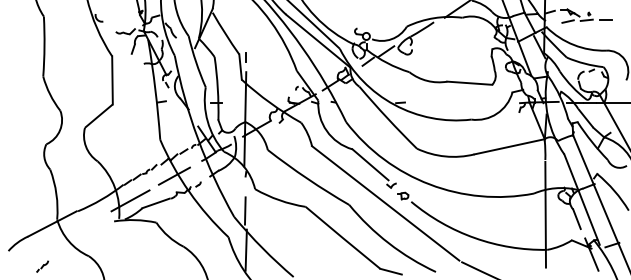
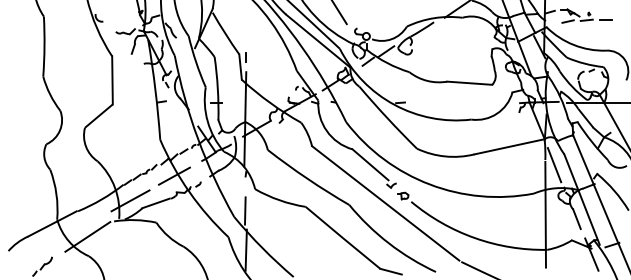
line: none -> present (339, 13)
line: none -> present (554, 165)
line: none -> present (87, 236)
part size: 14x13 px -> 21x21 px (42, 266)
